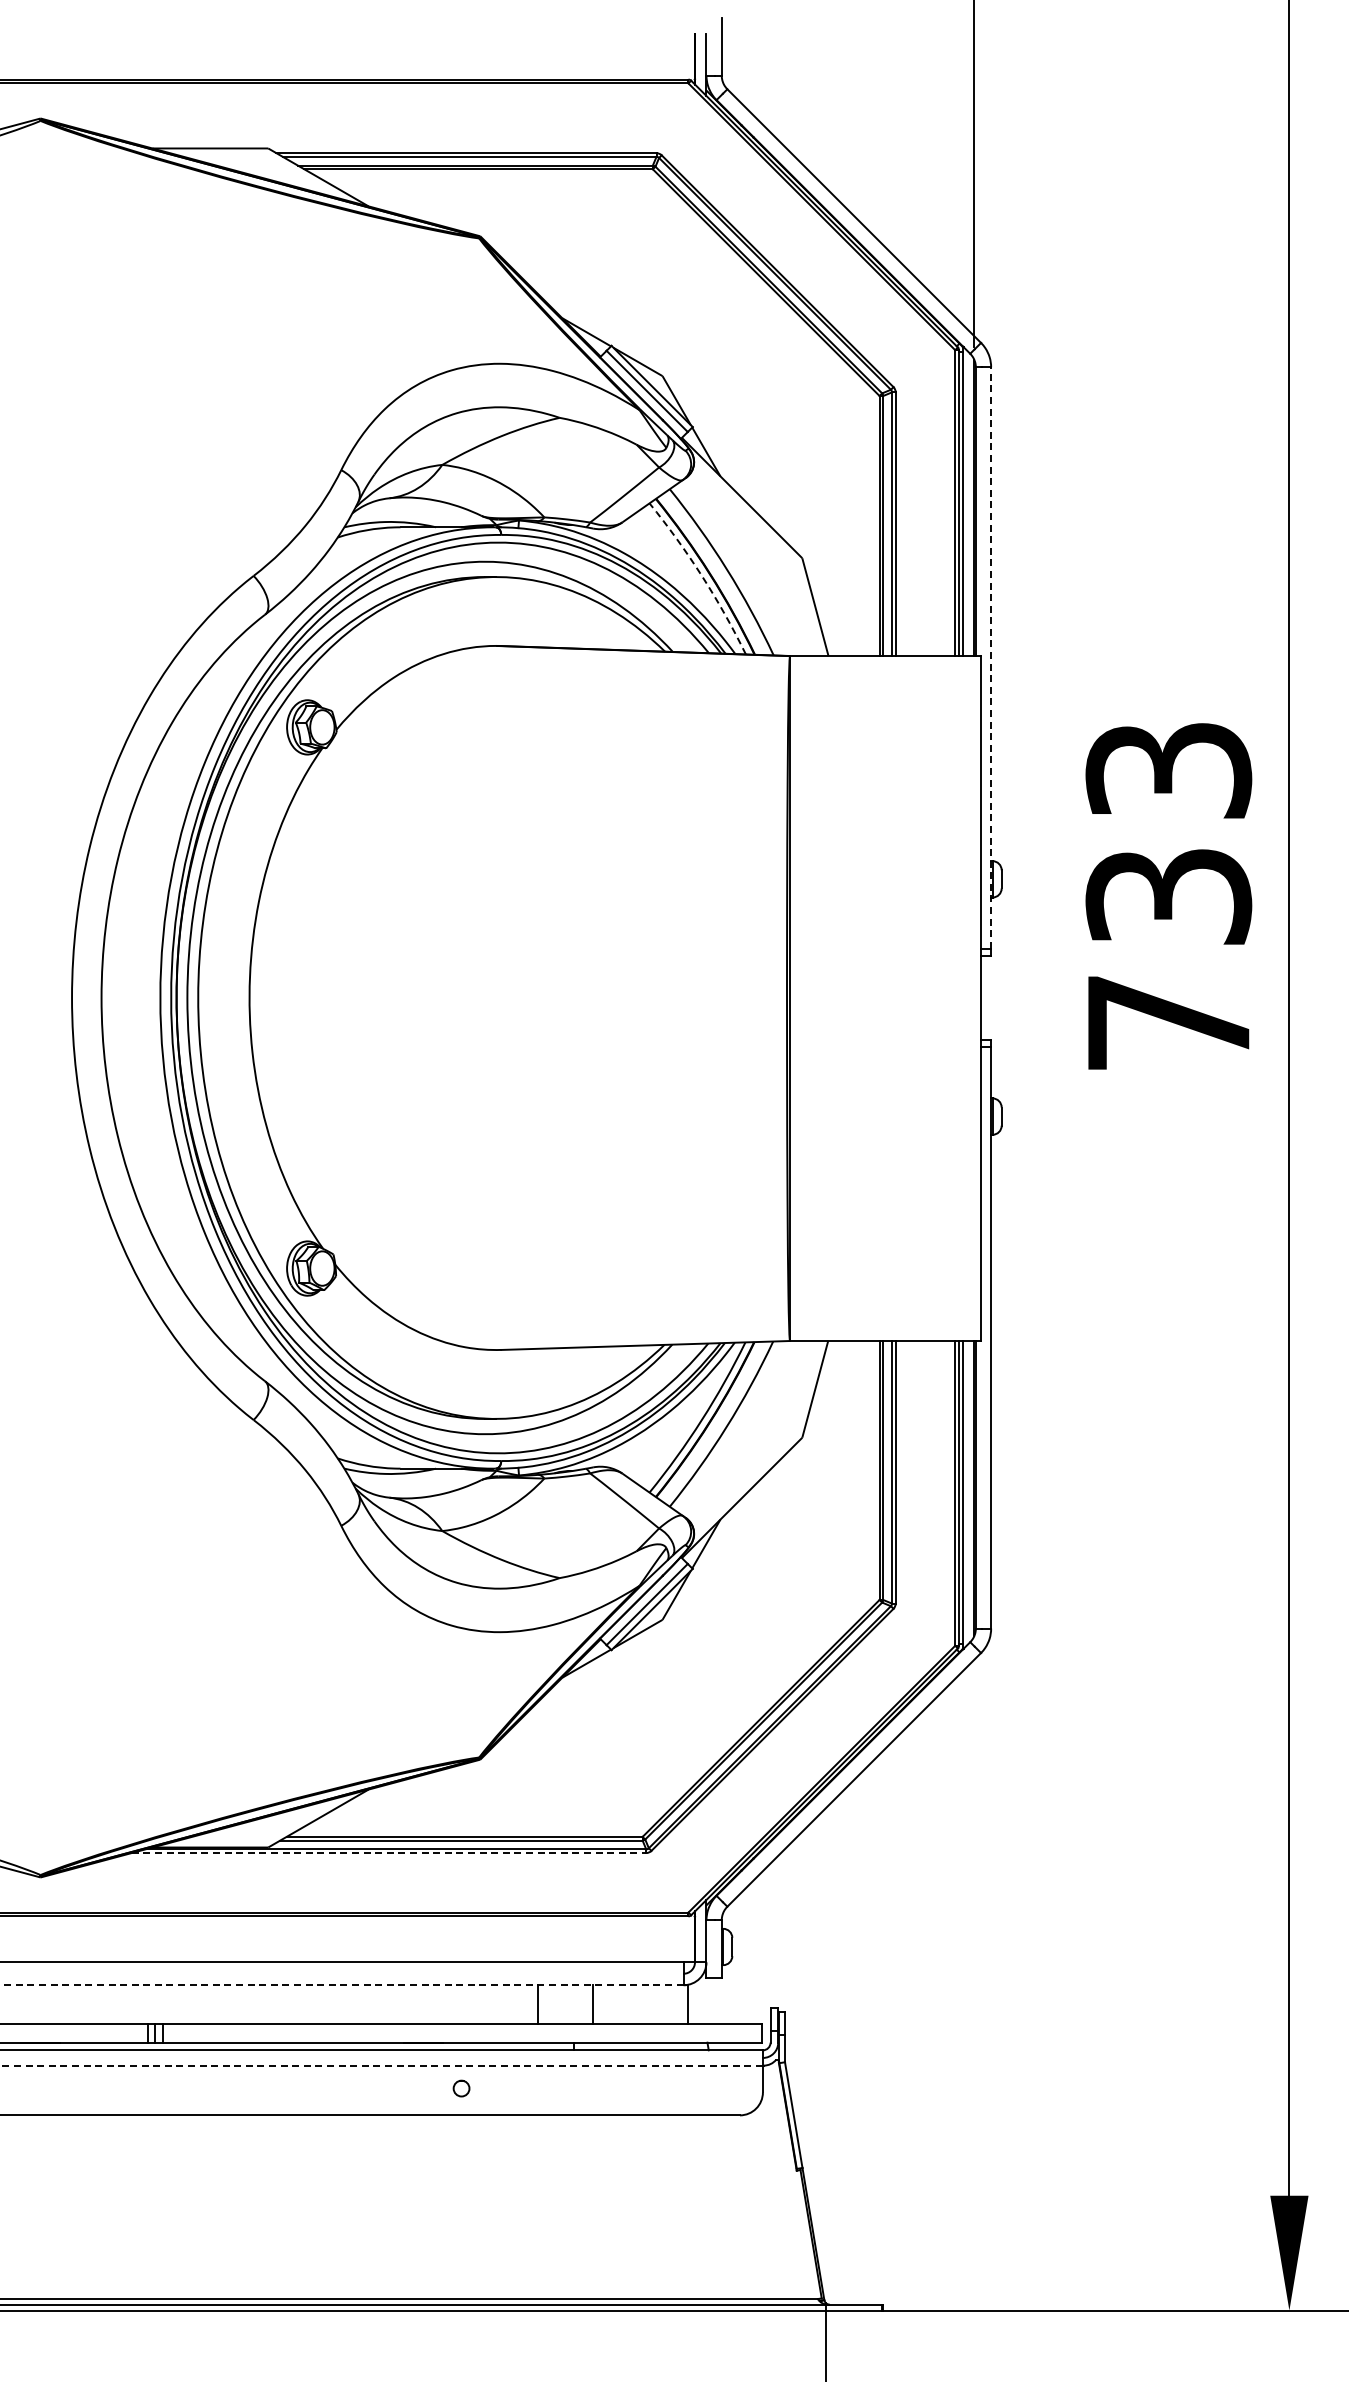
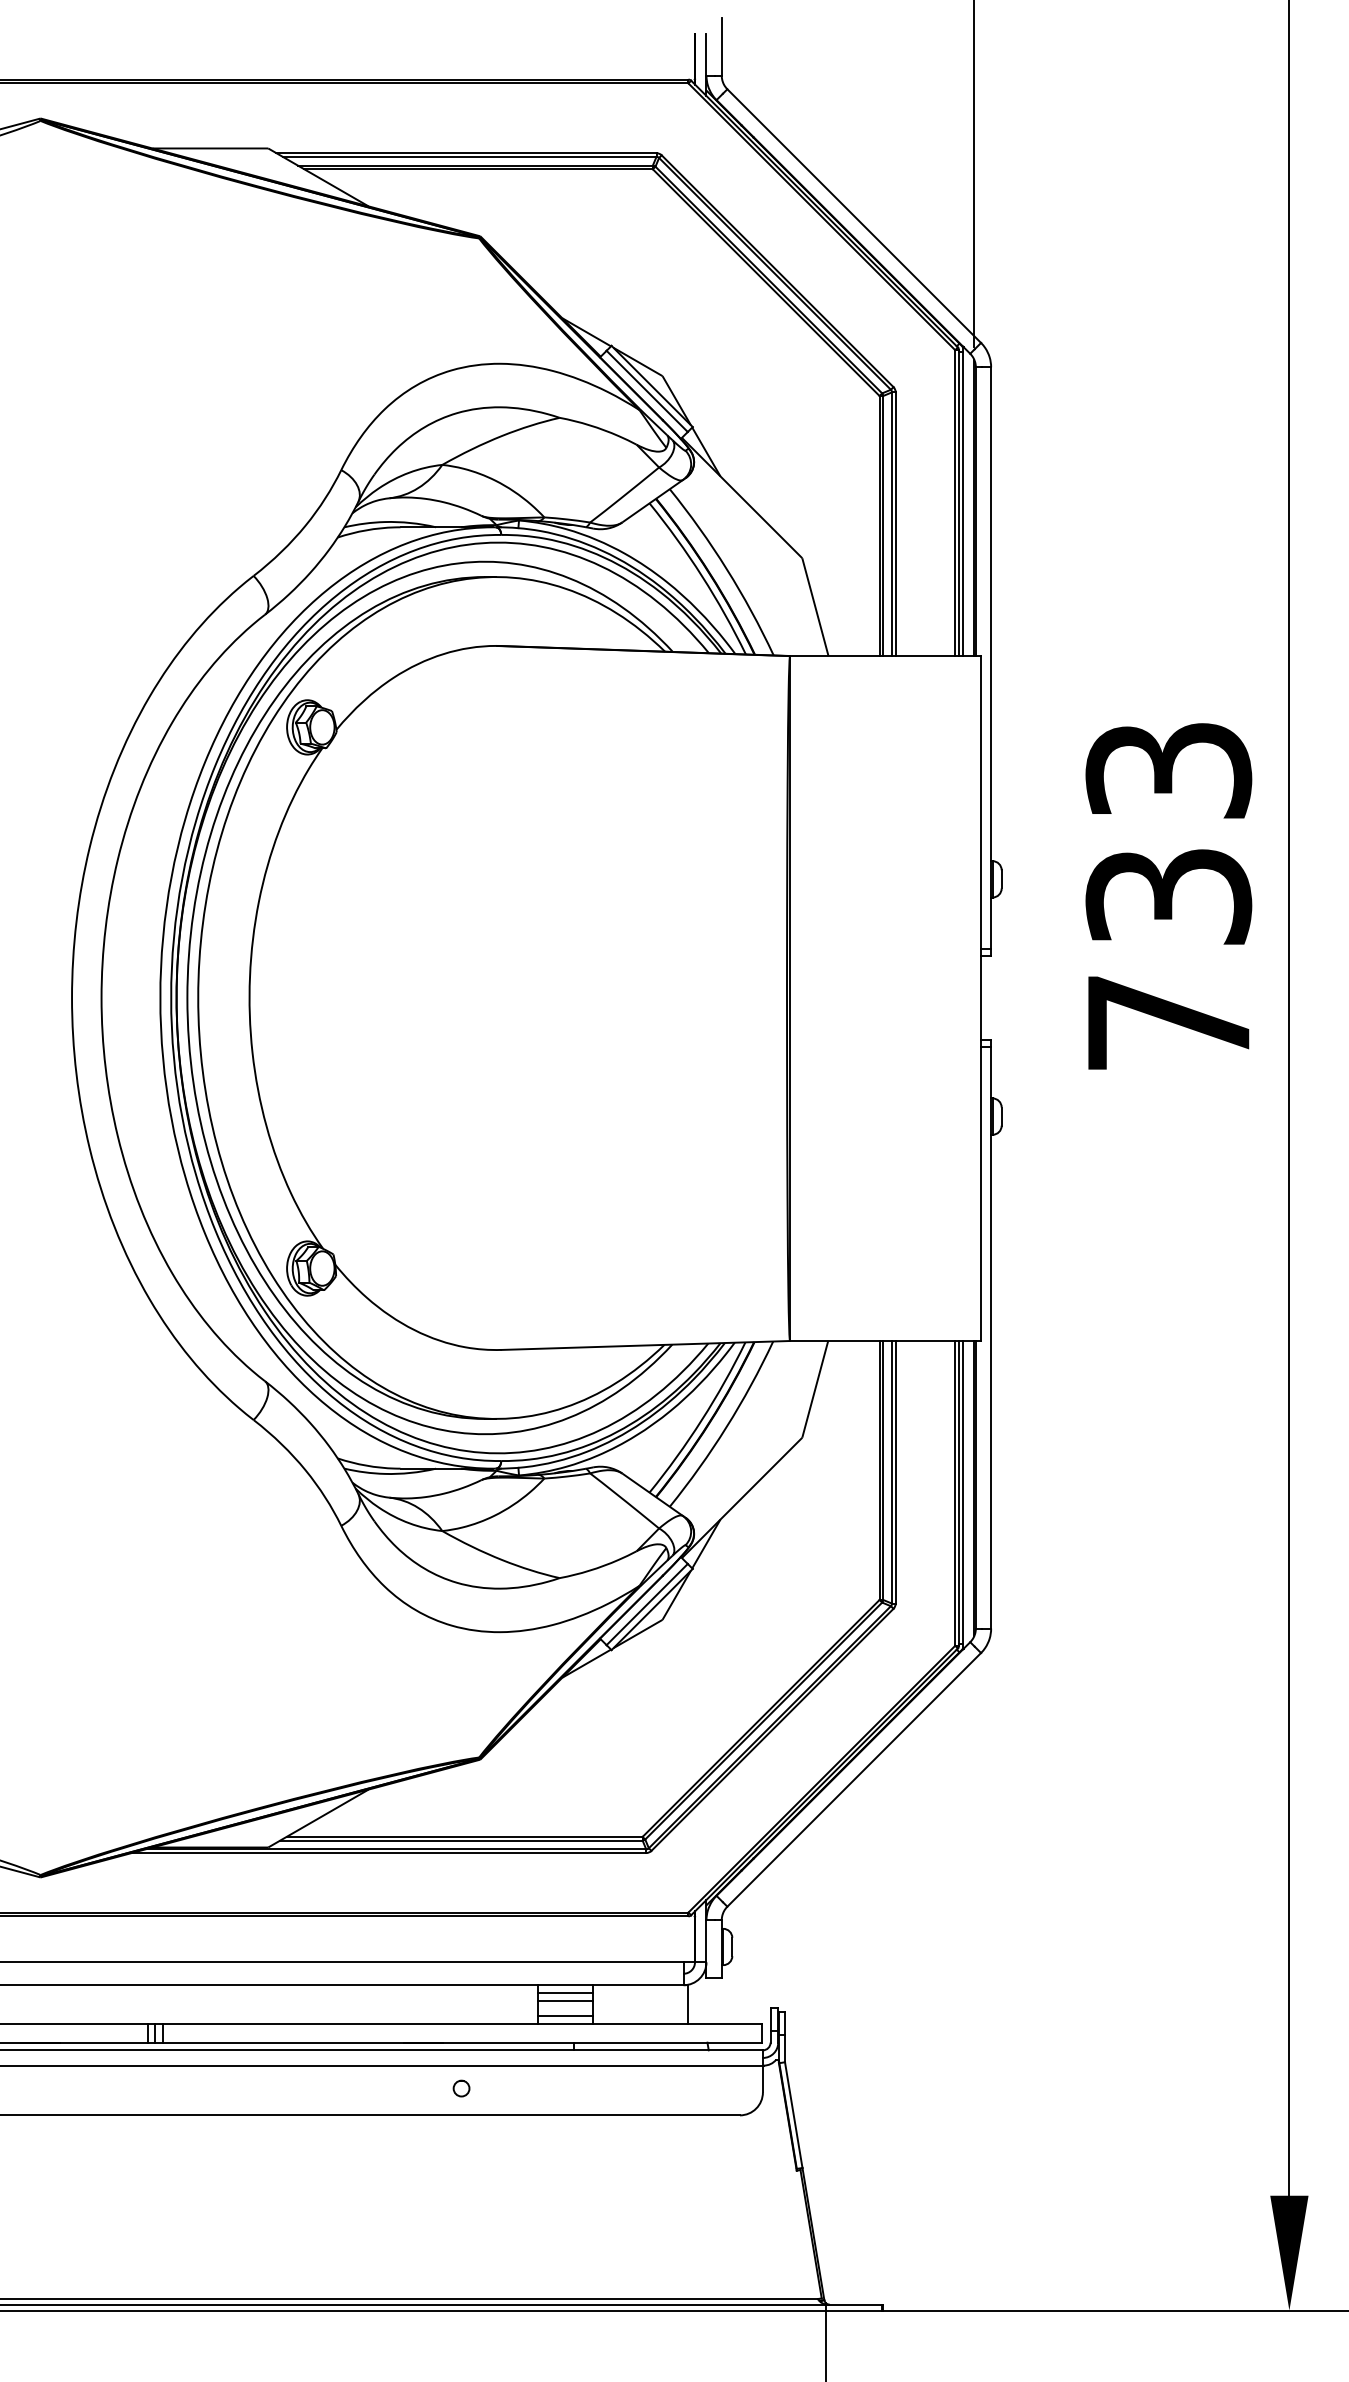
arc: dashed -> solid (702, 576)
line: dashed -> solid (991, 658)
line: dashed -> solid (389, 1853)
line: dashed -> solid (341, 1985)
line: none -> present (565, 1992)
line: none -> present (565, 2000)
line: none -> present (565, 2015)
line: dashed -> solid (381, 2065)
